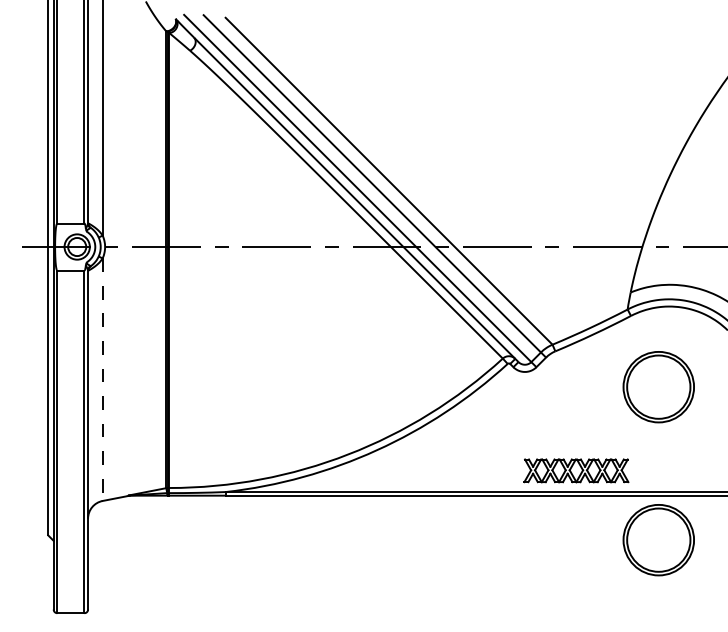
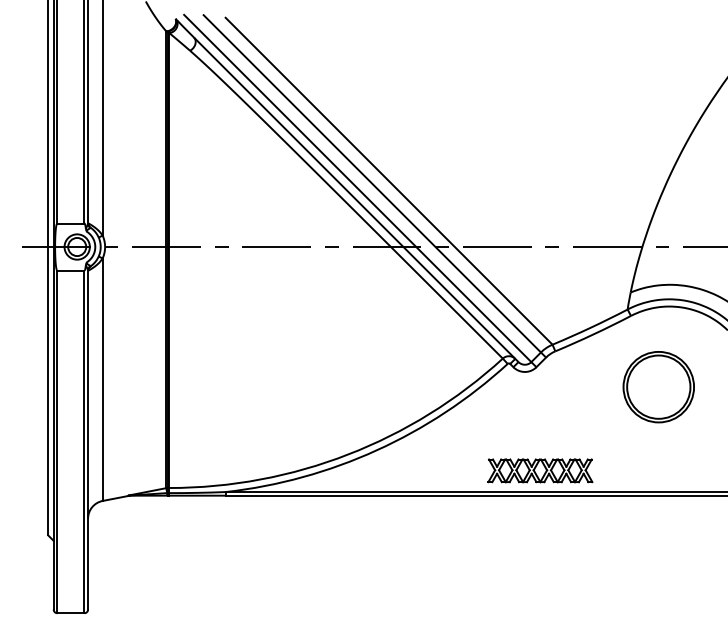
line: dashed -> solid (102, 380)
part position: (576, 470) -> (540, 470) (540, 470)
part: present -> none (658, 540)
